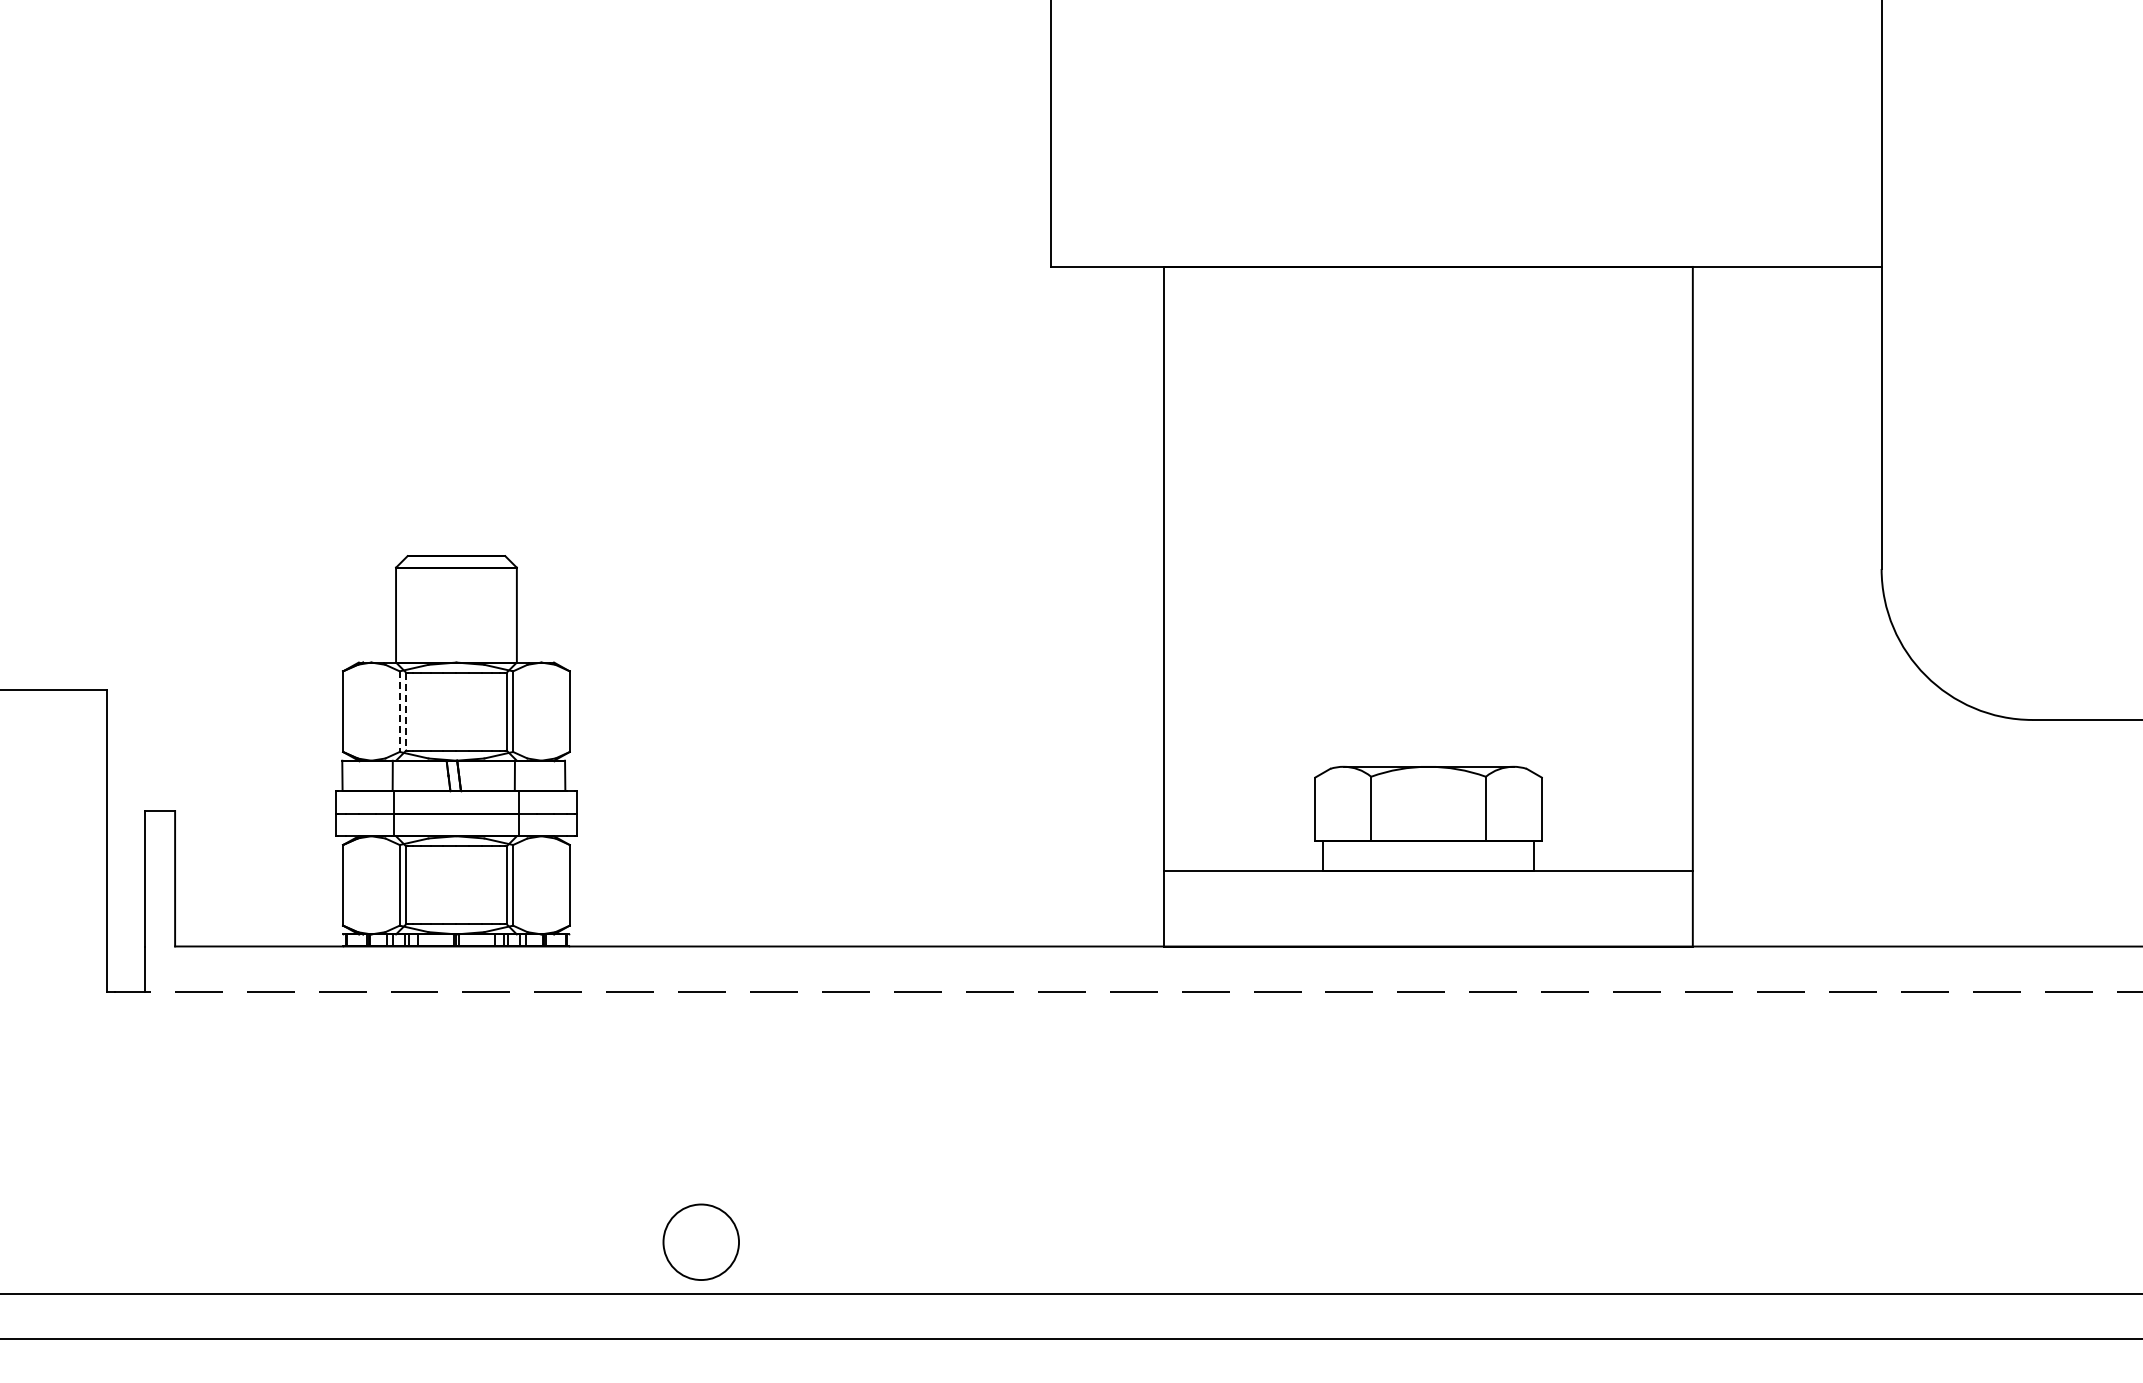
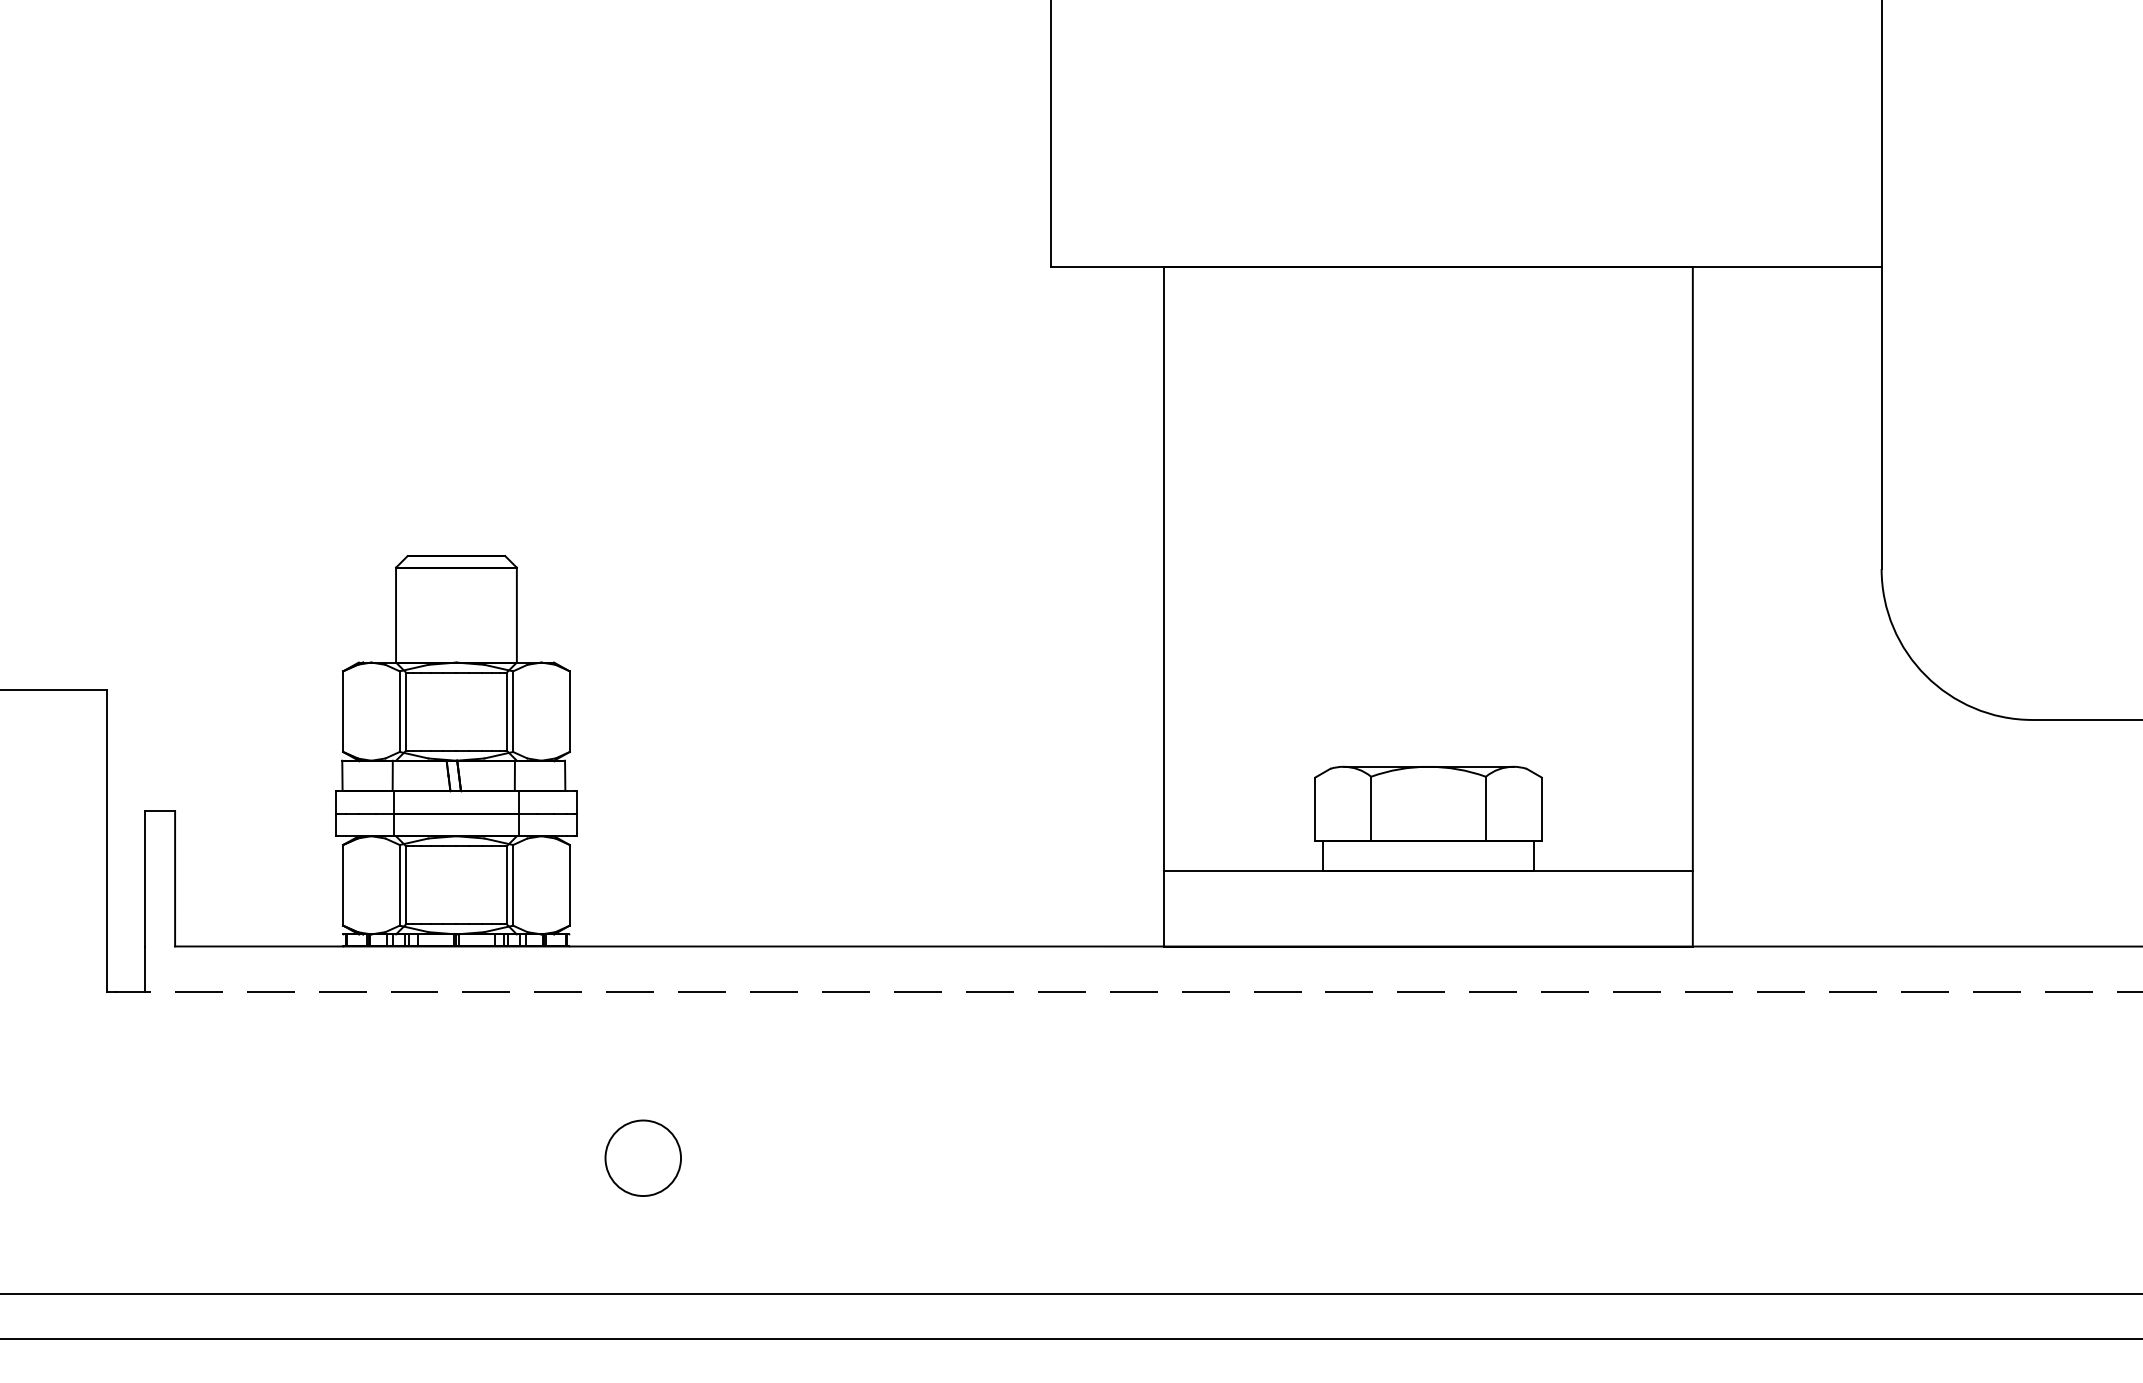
line: dashed -> solid (406, 711)
line: dashed -> solid (399, 712)
circle position: (700, 1241) -> (642, 1157) (642, 1157)
